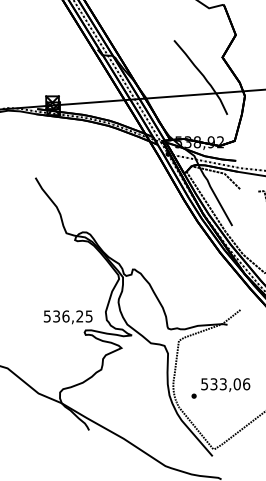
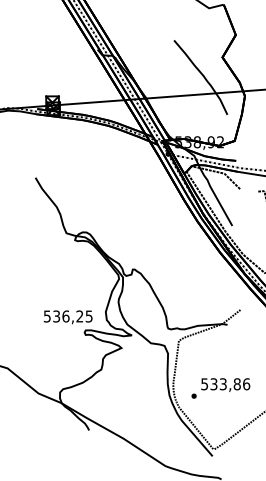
text: 533,06 -> 533,86 (236, 384)
